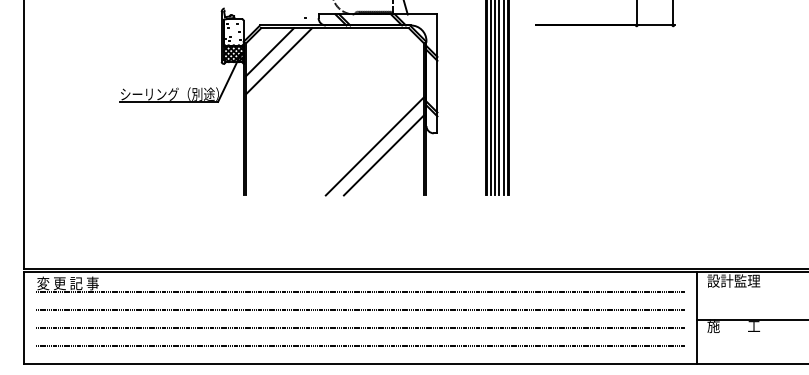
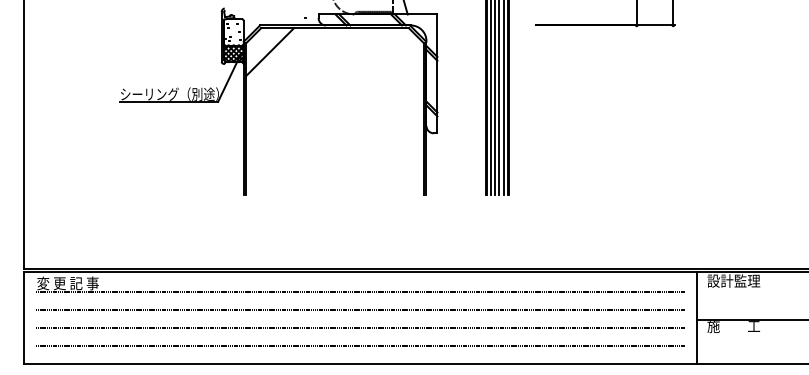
line: present -> none (279, 60)
line: present -> none (374, 146)
line: present -> none (383, 155)
